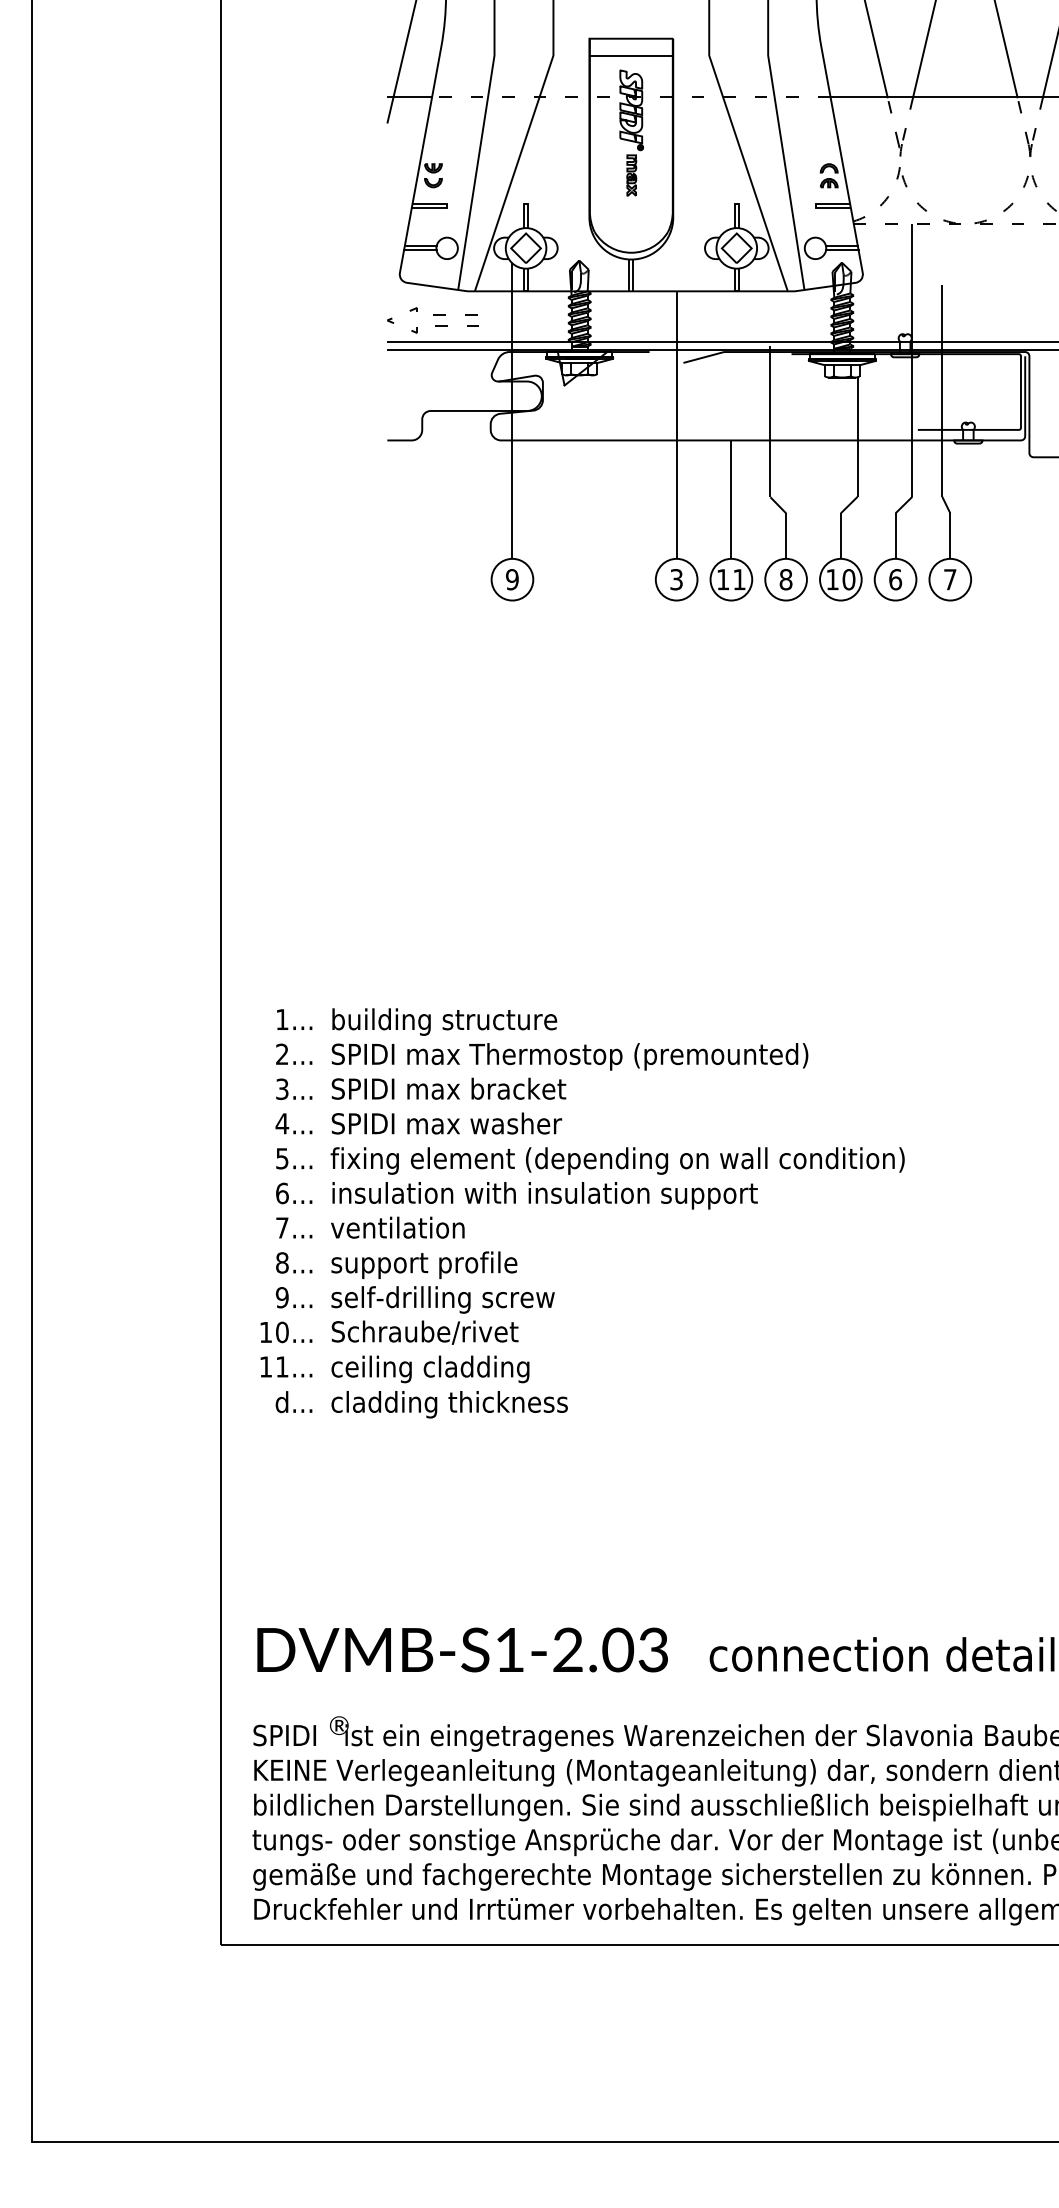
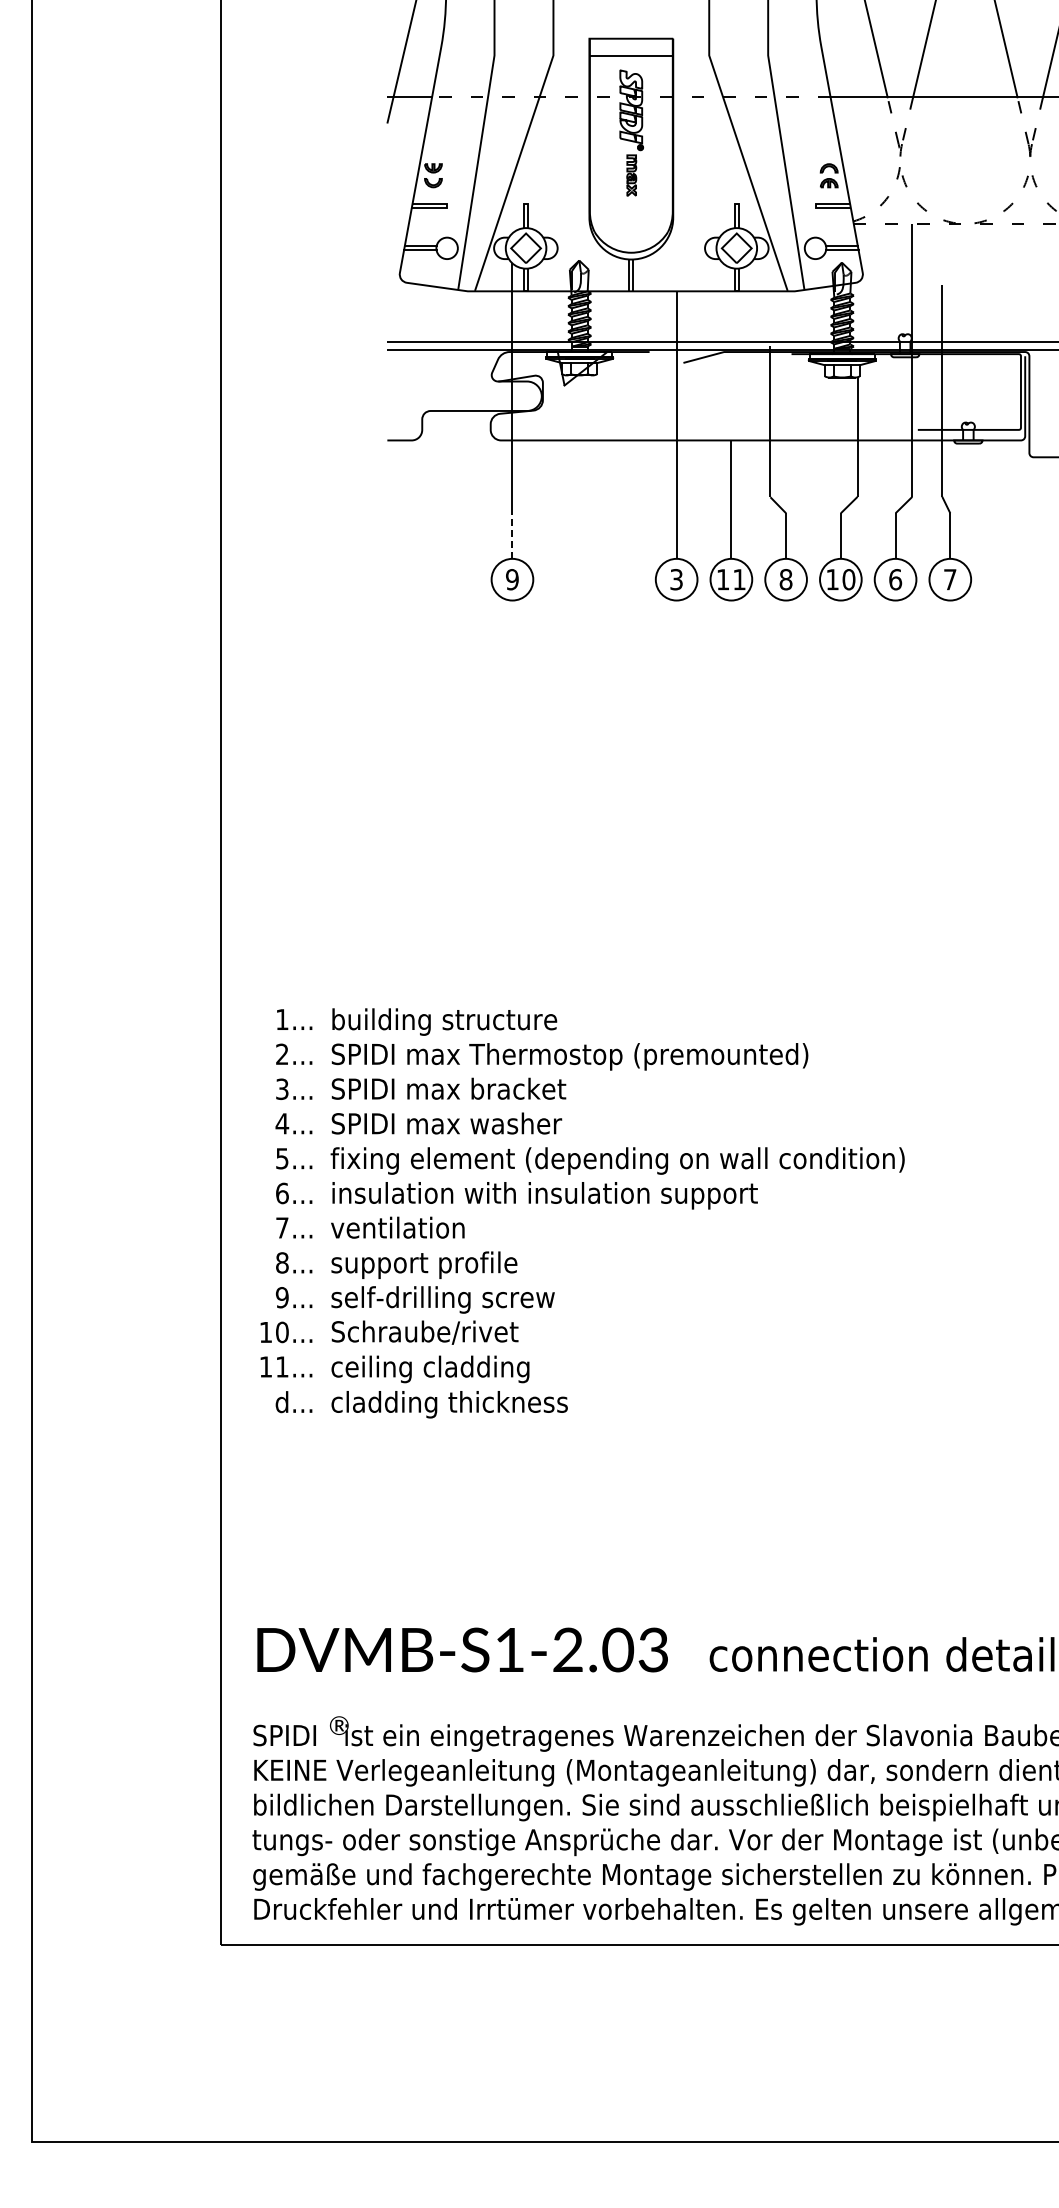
part: present -> none (432, 320)
line: solid -> dashed (512, 536)
